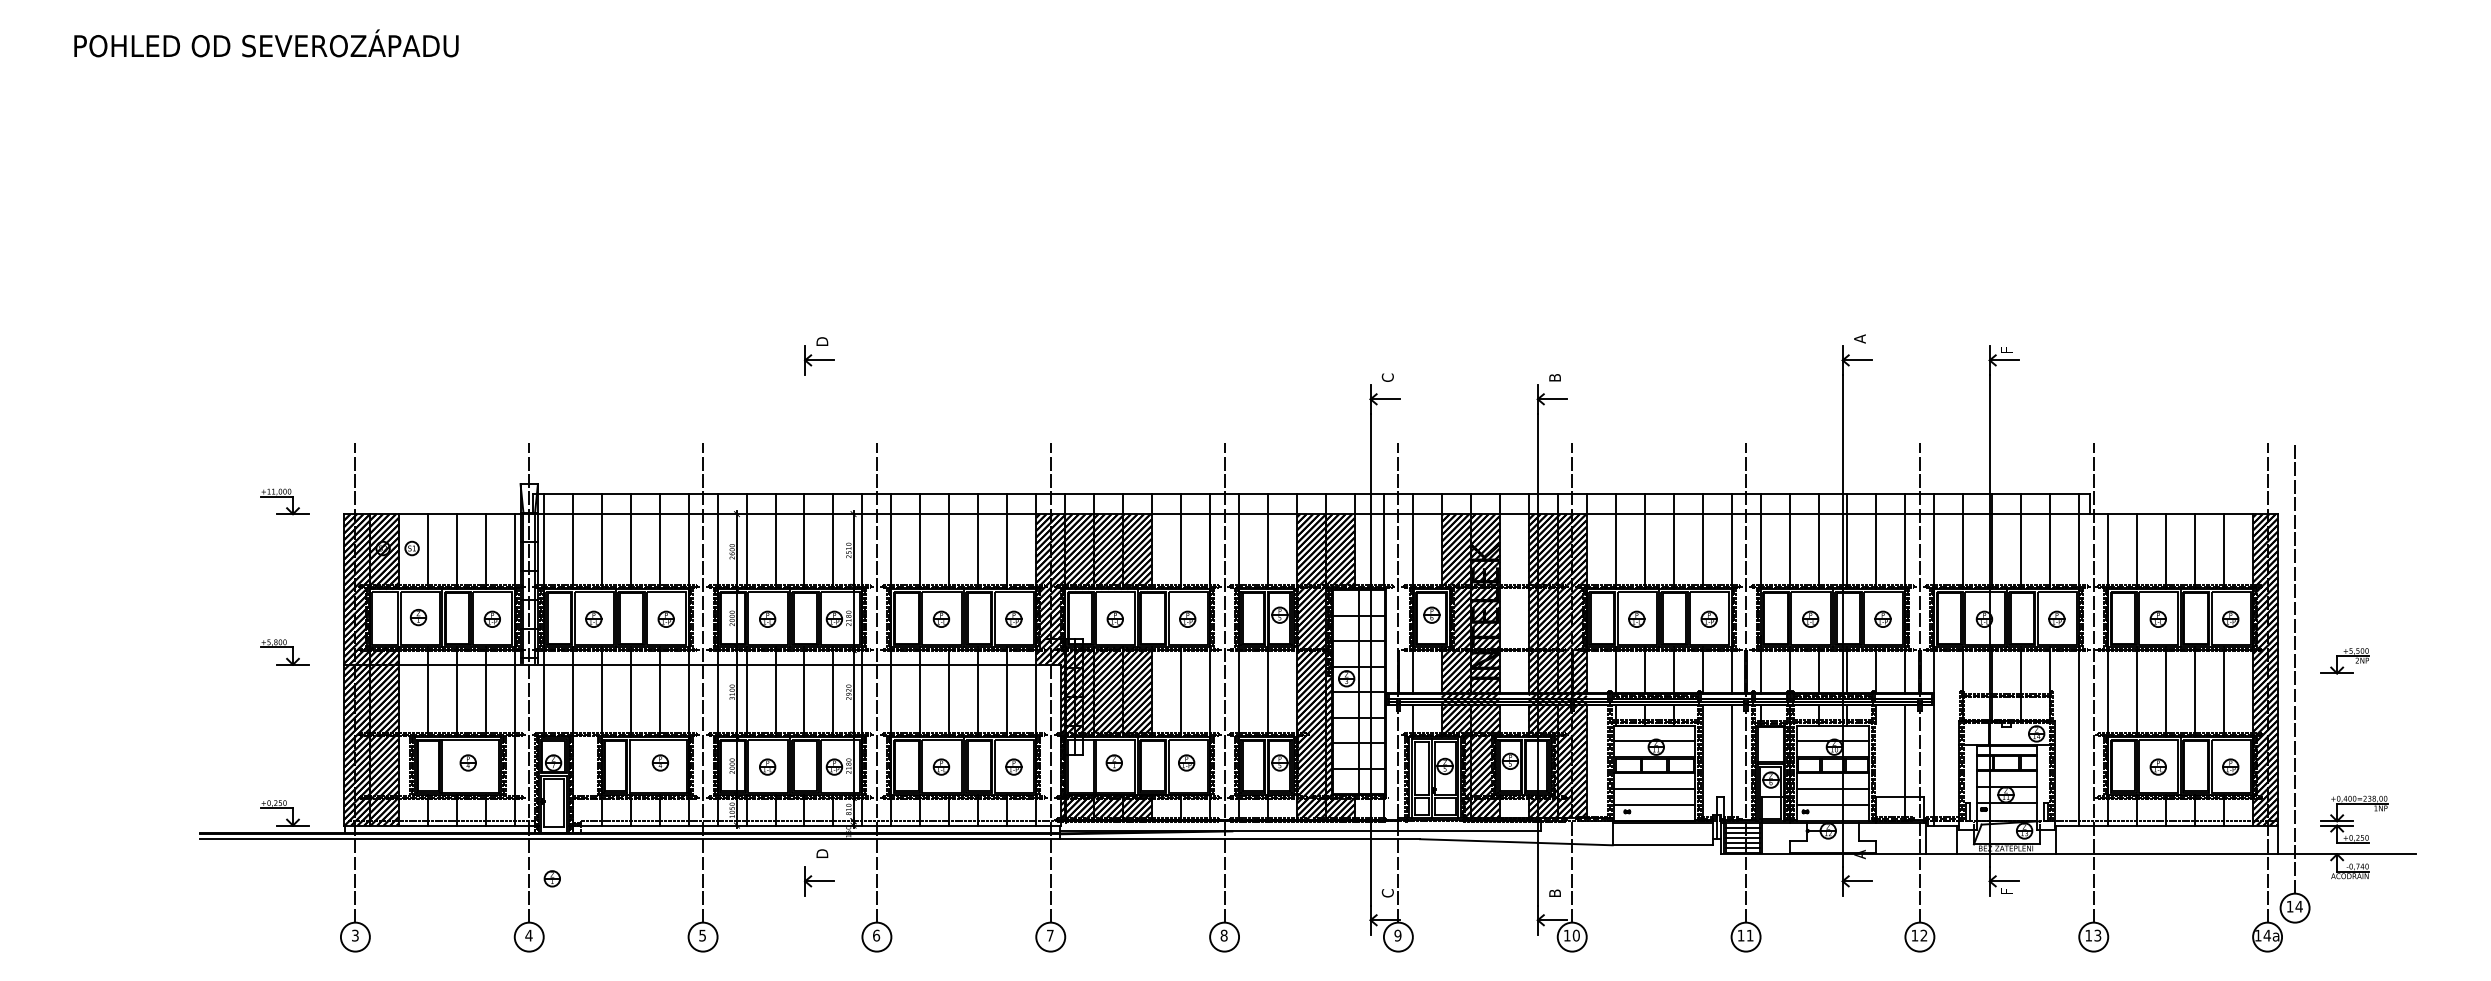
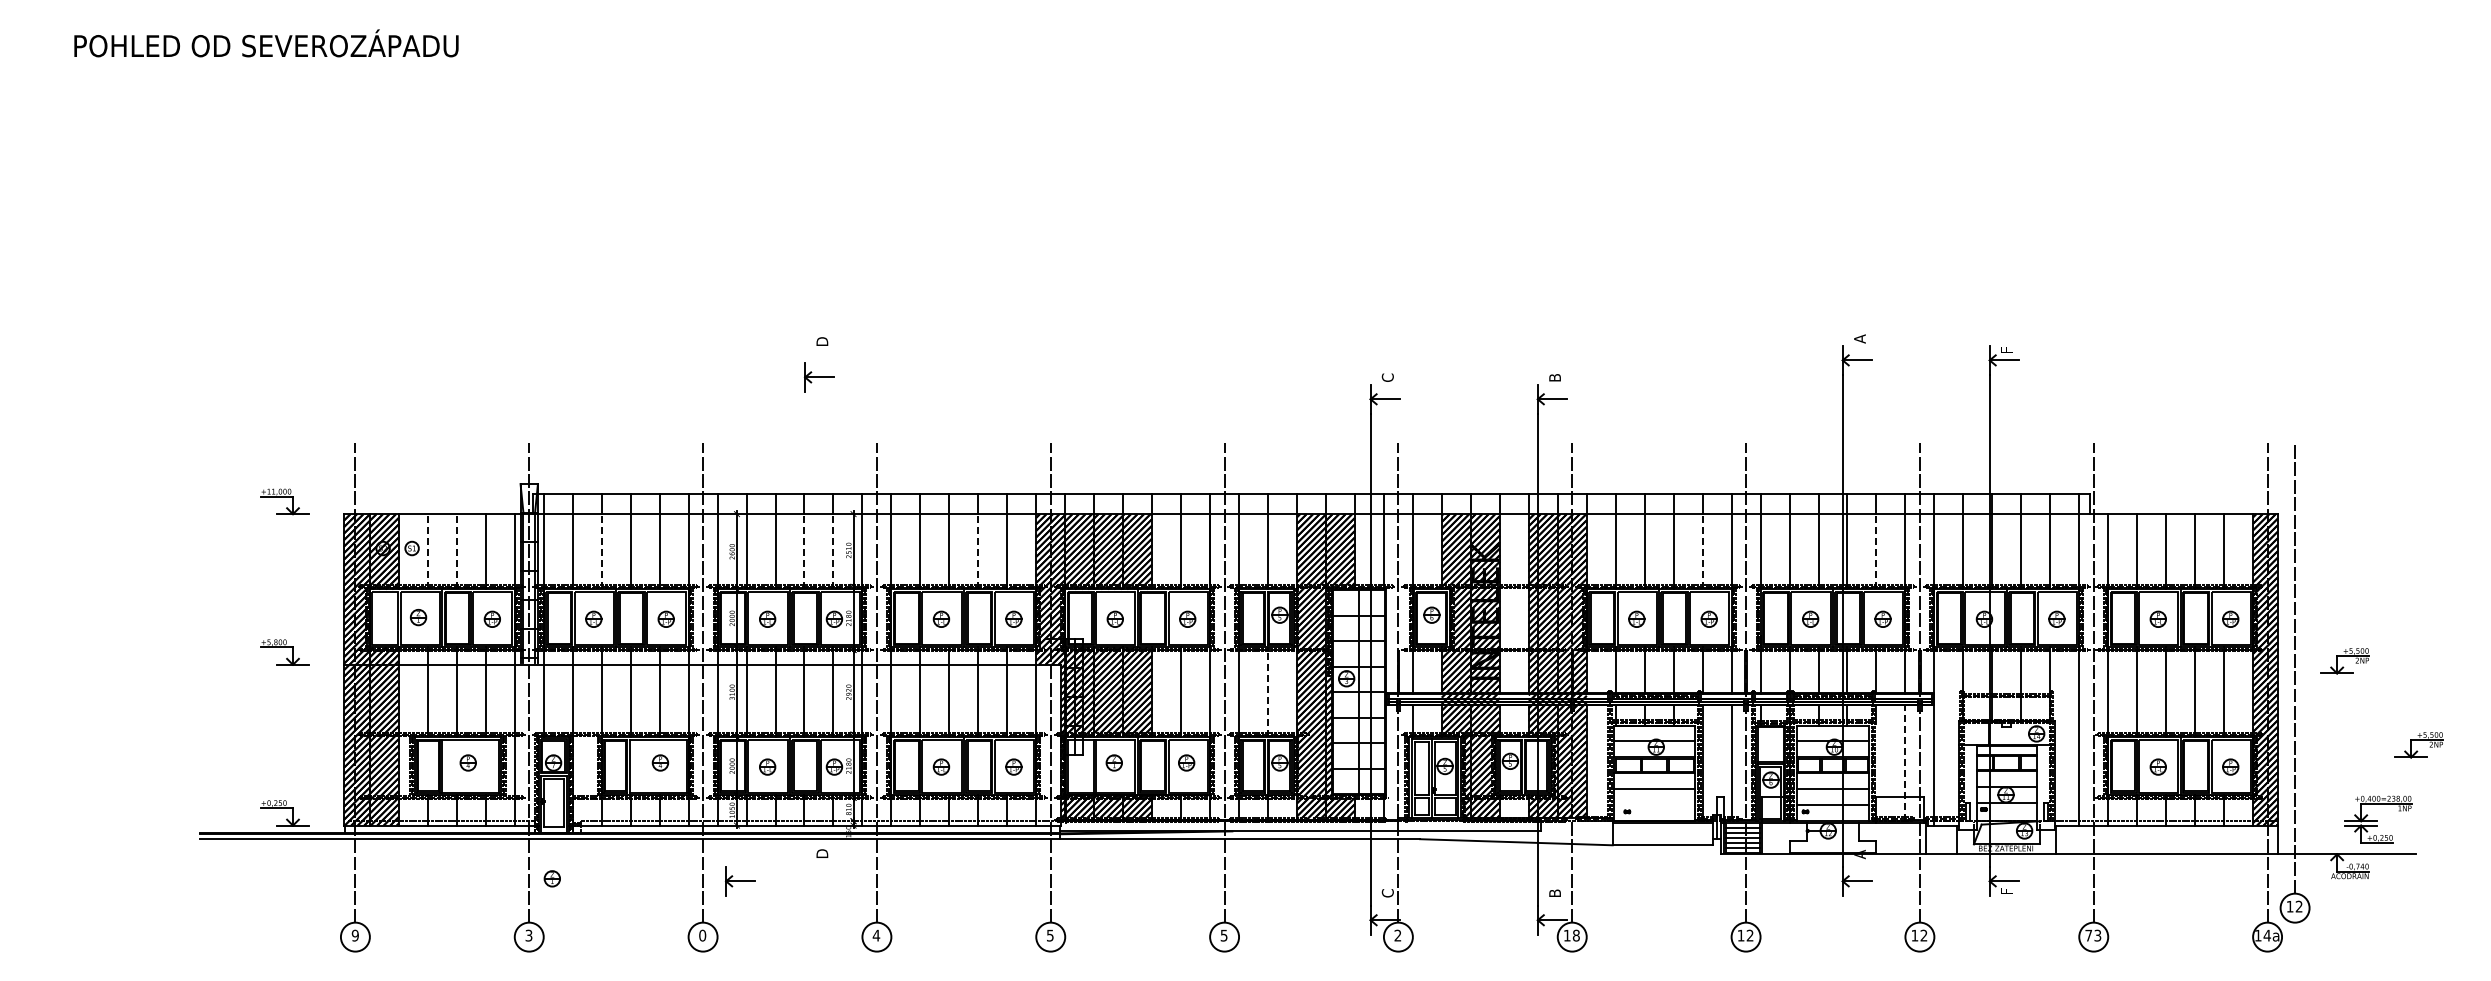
part position: (819, 360) -> (819, 377) (819, 377)
line: solid -> dashed (427, 551)
line: solid -> dashed (456, 551)
line: solid -> dashed (601, 551)
line: solid -> dashed (804, 551)
line: solid -> dashed (833, 551)
line: solid -> dashed (978, 551)
line: solid -> dashed (1702, 551)
line: solid -> dashed (1876, 551)
line: solid -> dashed (1268, 692)
part: none -> present (2418, 745)
line: solid -> dashed (1905, 763)
line: present -> none (1654, 805)
part position: (2354, 819) -> (2378, 819) (2378, 819)
part position: (819, 881) -> (740, 881) (740, 881)
text: 14 -> 12 (2298, 906)
text: 3 -> 9 (354, 935)
text: 4 -> 3 (528, 935)
text: 5 -> 0 (702, 935)
text: 6 -> 4 (875, 935)
text: 7 -> 5 (1050, 935)
text: 8 -> 5 (1223, 935)
text: 9 -> 2 (1397, 935)
text: 10 -> 18 (1575, 935)
text: 11 -> 12 (1749, 935)
text: 13 -> 73 (2088, 935)
